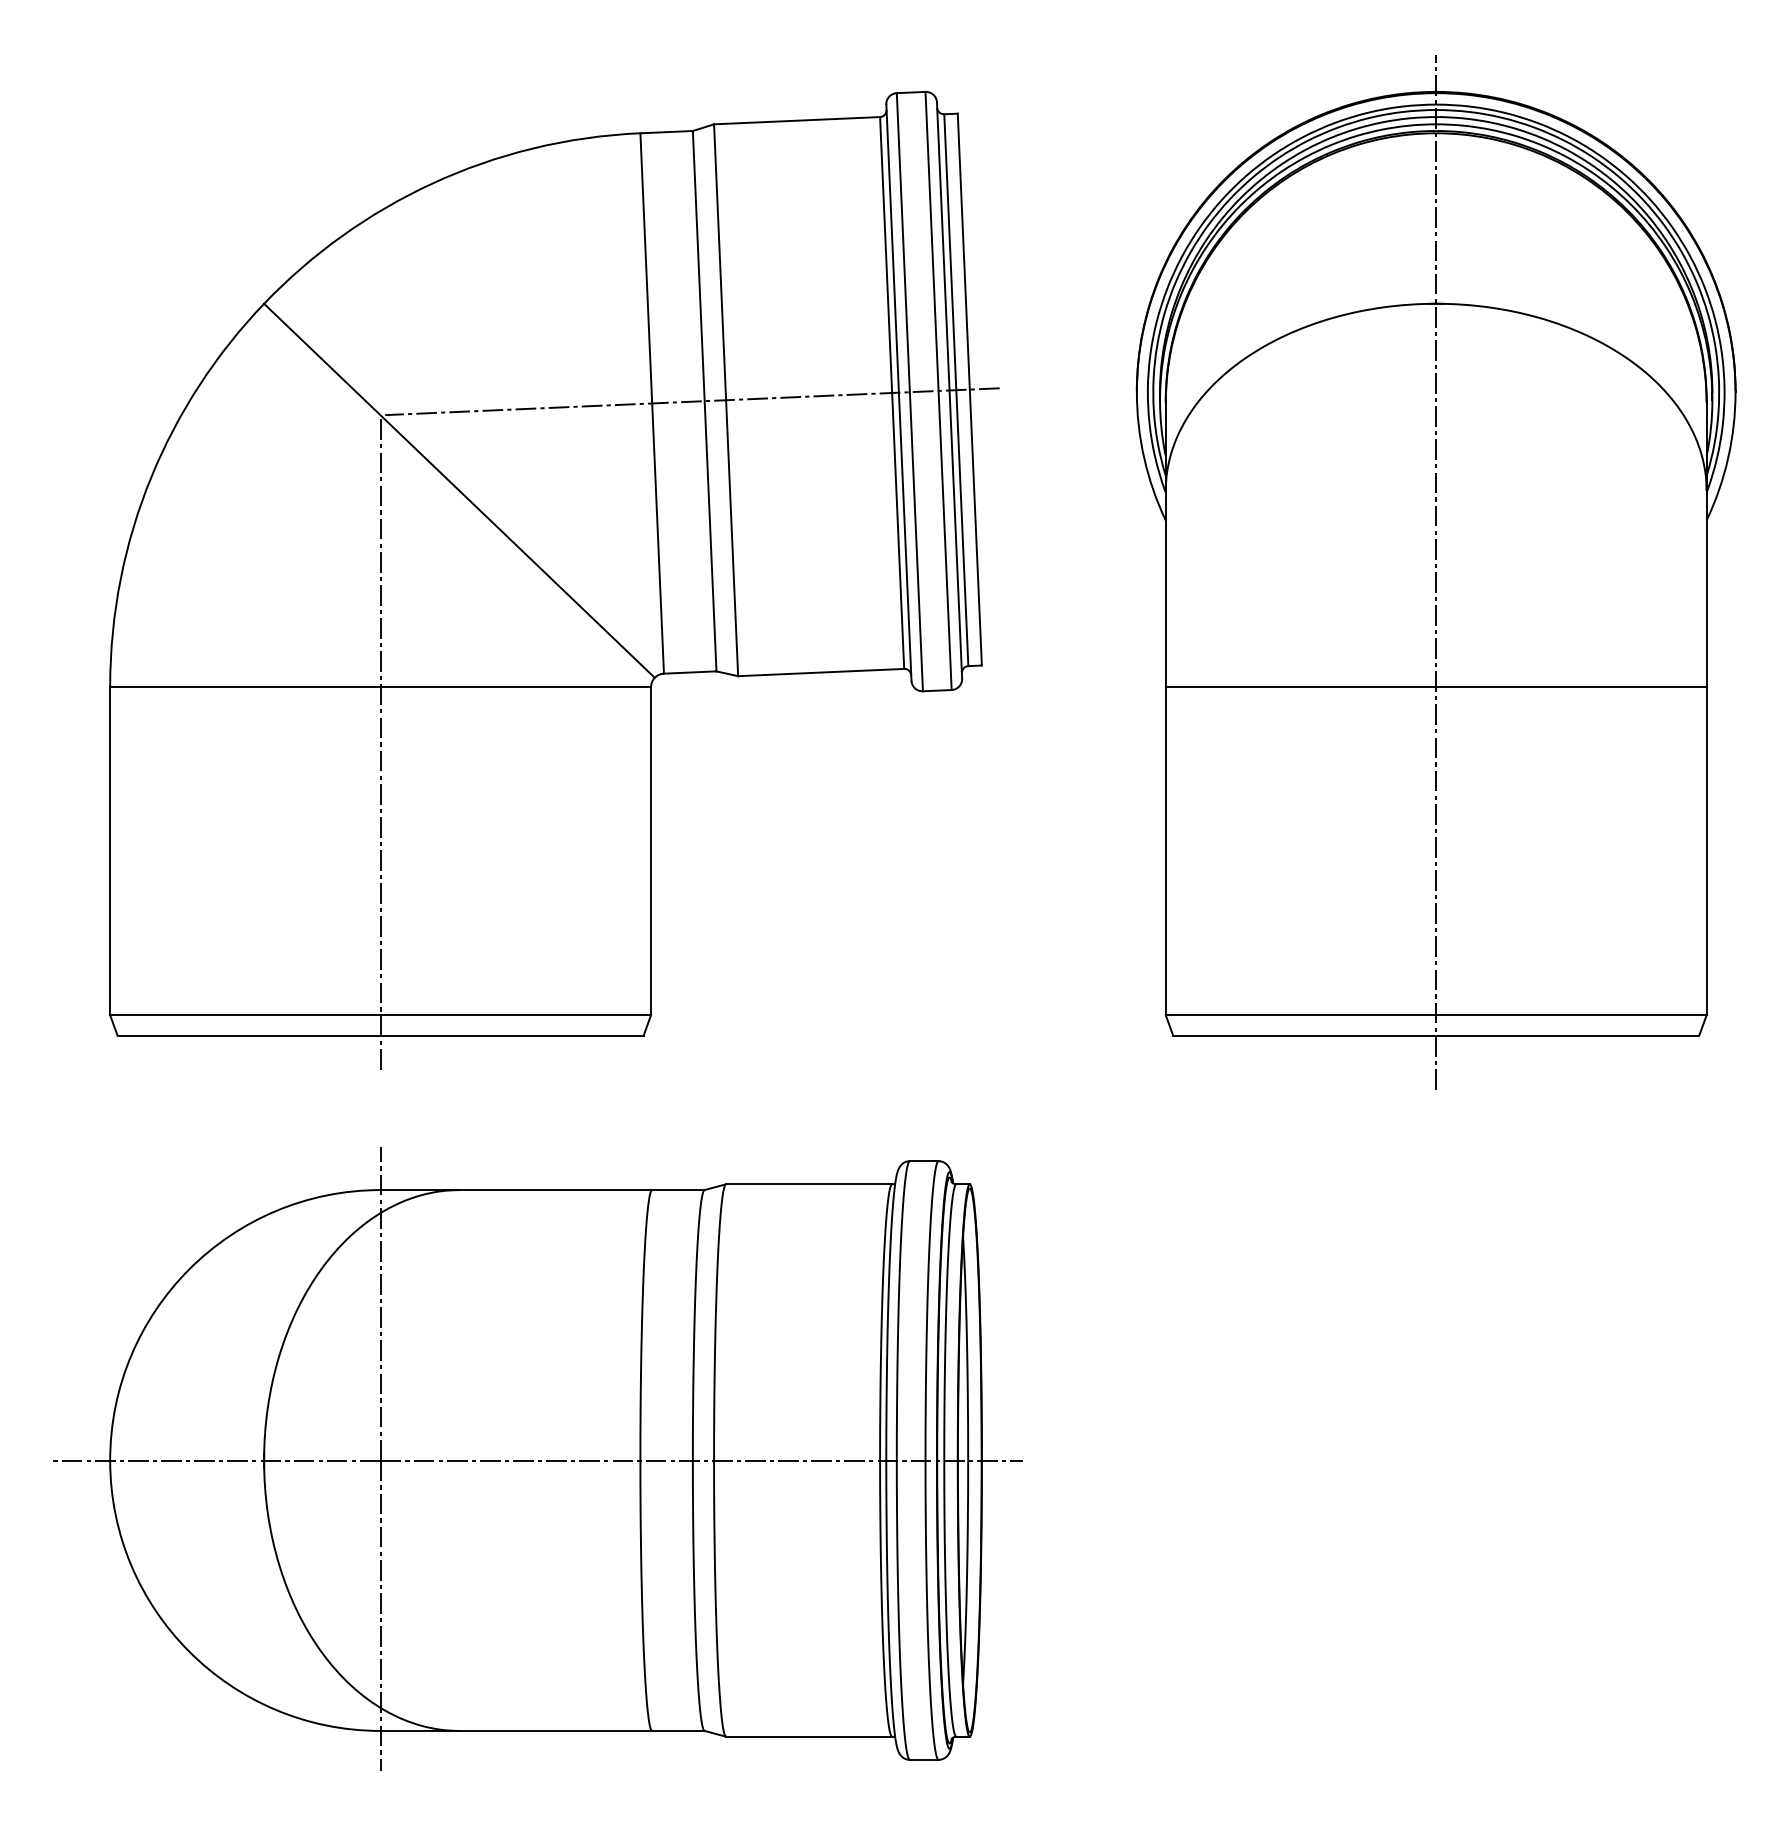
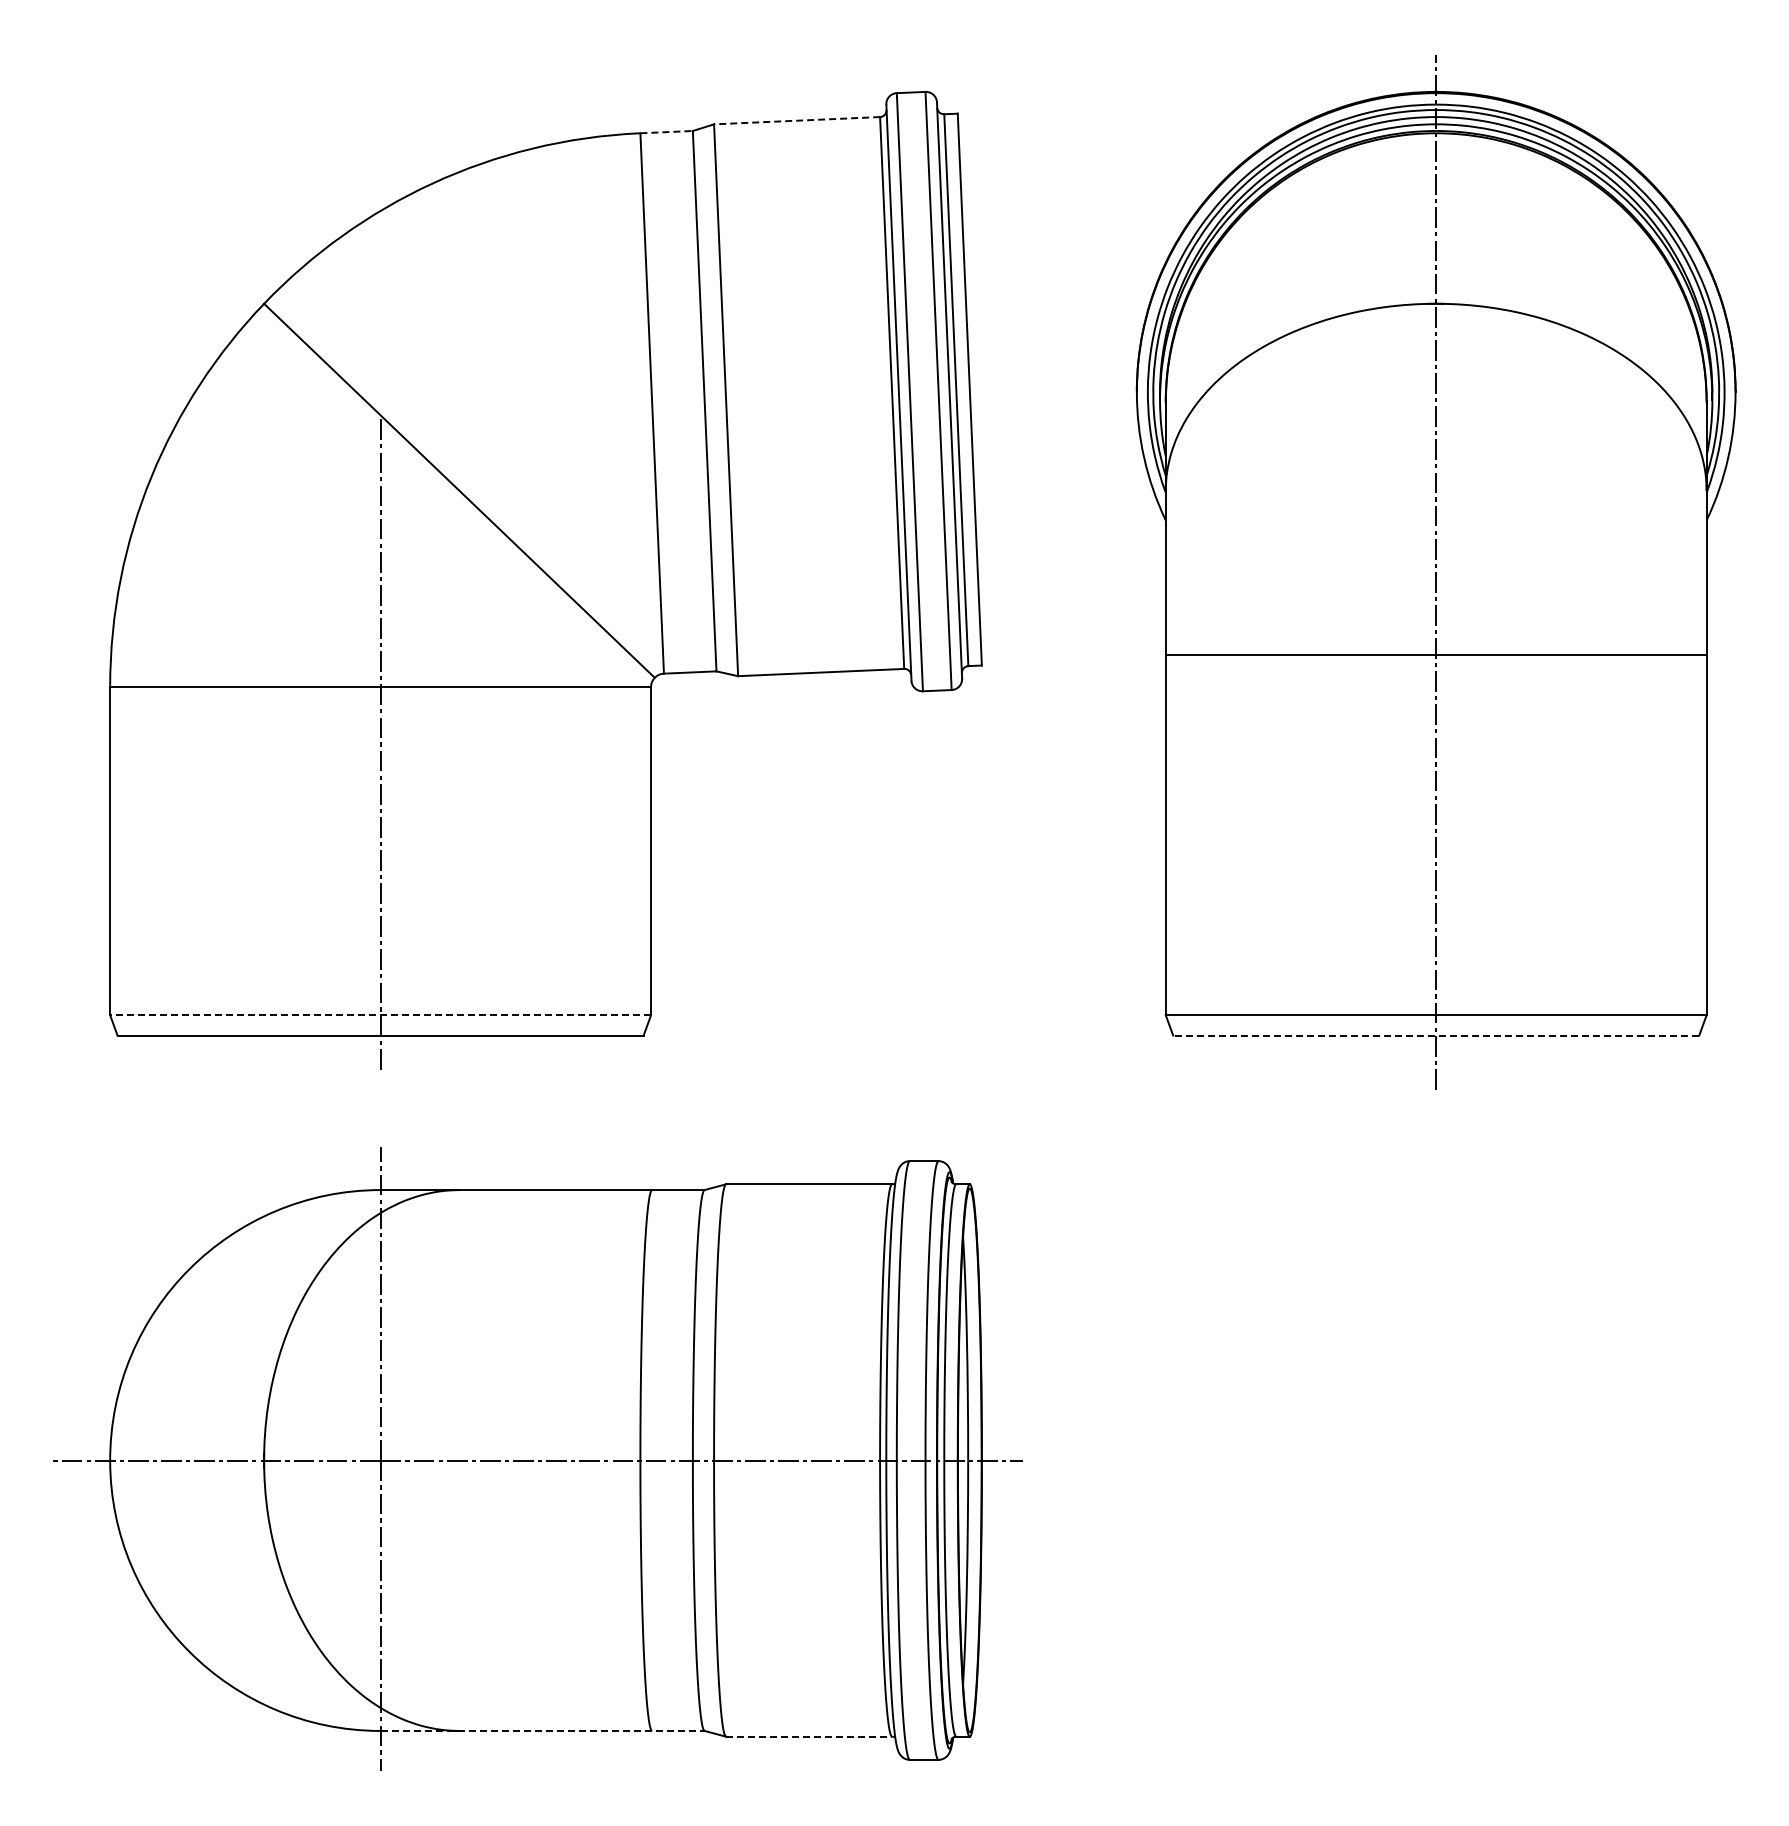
line: solid -> dashed (796, 120)
line: solid -> dashed (667, 132)
line: present -> none (692, 401)
line position: (1435, 687) -> (1435, 655) (1435, 655)
line: solid -> dashed (380, 1015)
line: solid -> dashed (1435, 1035)
line: solid -> dashed (542, 1730)
line: solid -> dashed (809, 1736)
